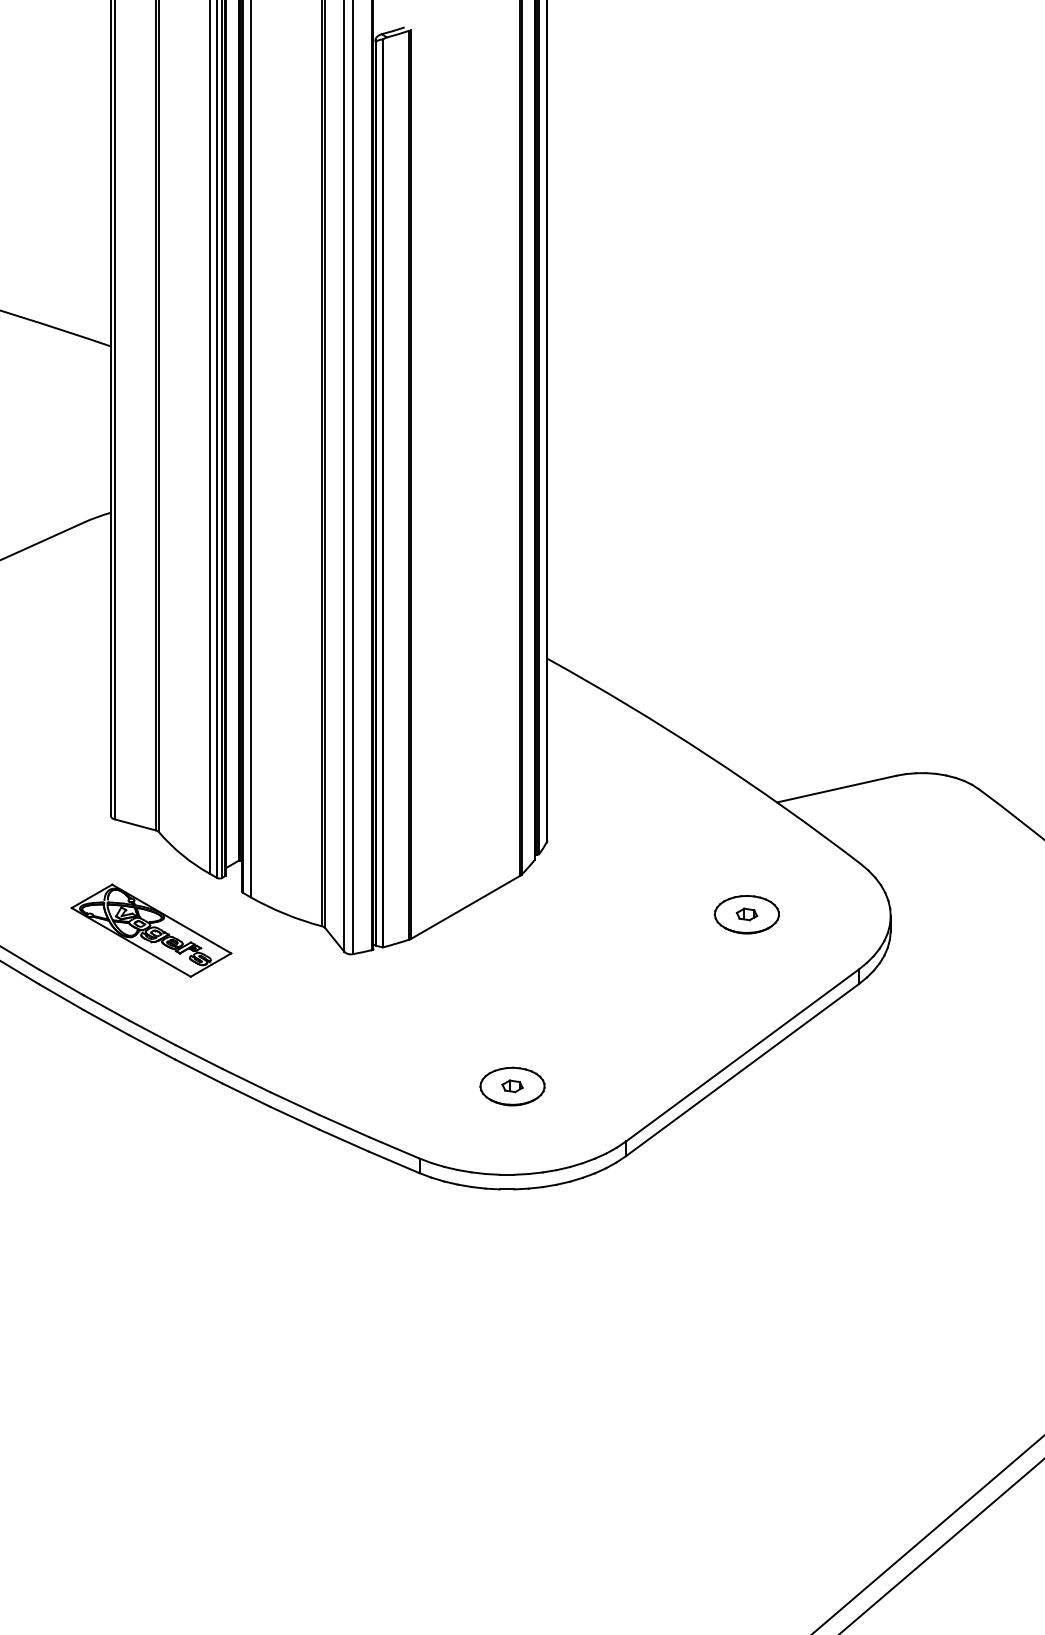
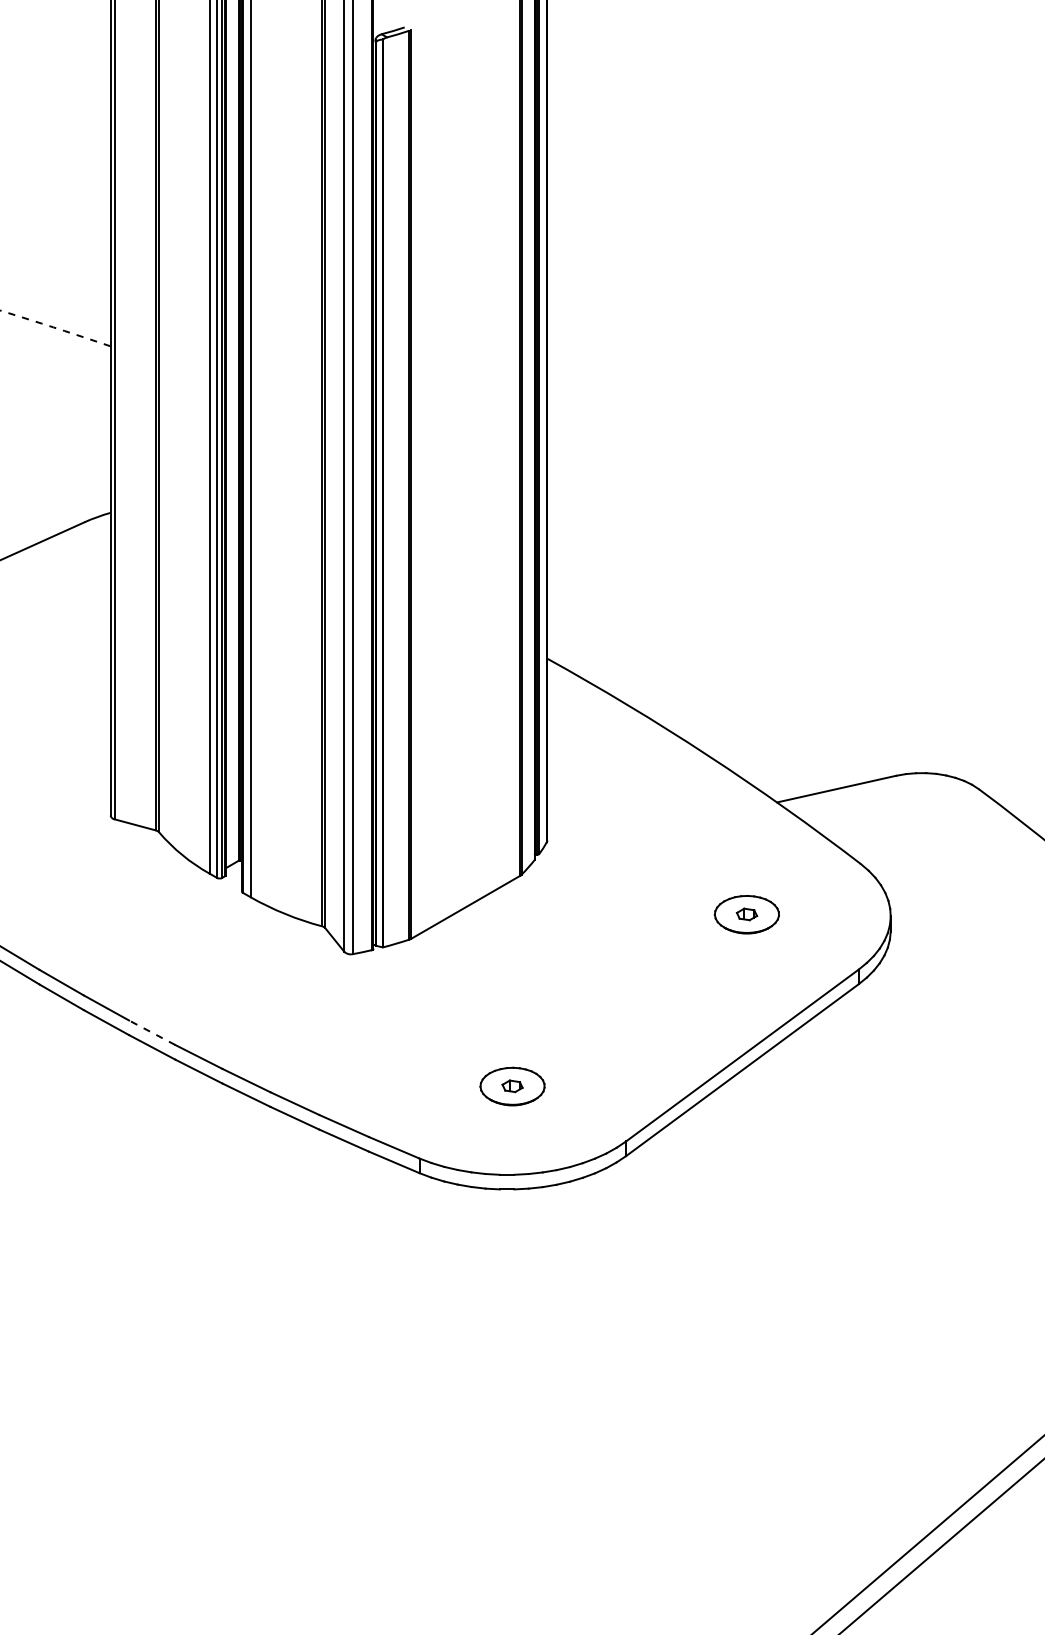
arc: solid -> dashed (55, 328)
part: present -> none (151, 930)
line: solid -> dashed (151, 1032)
